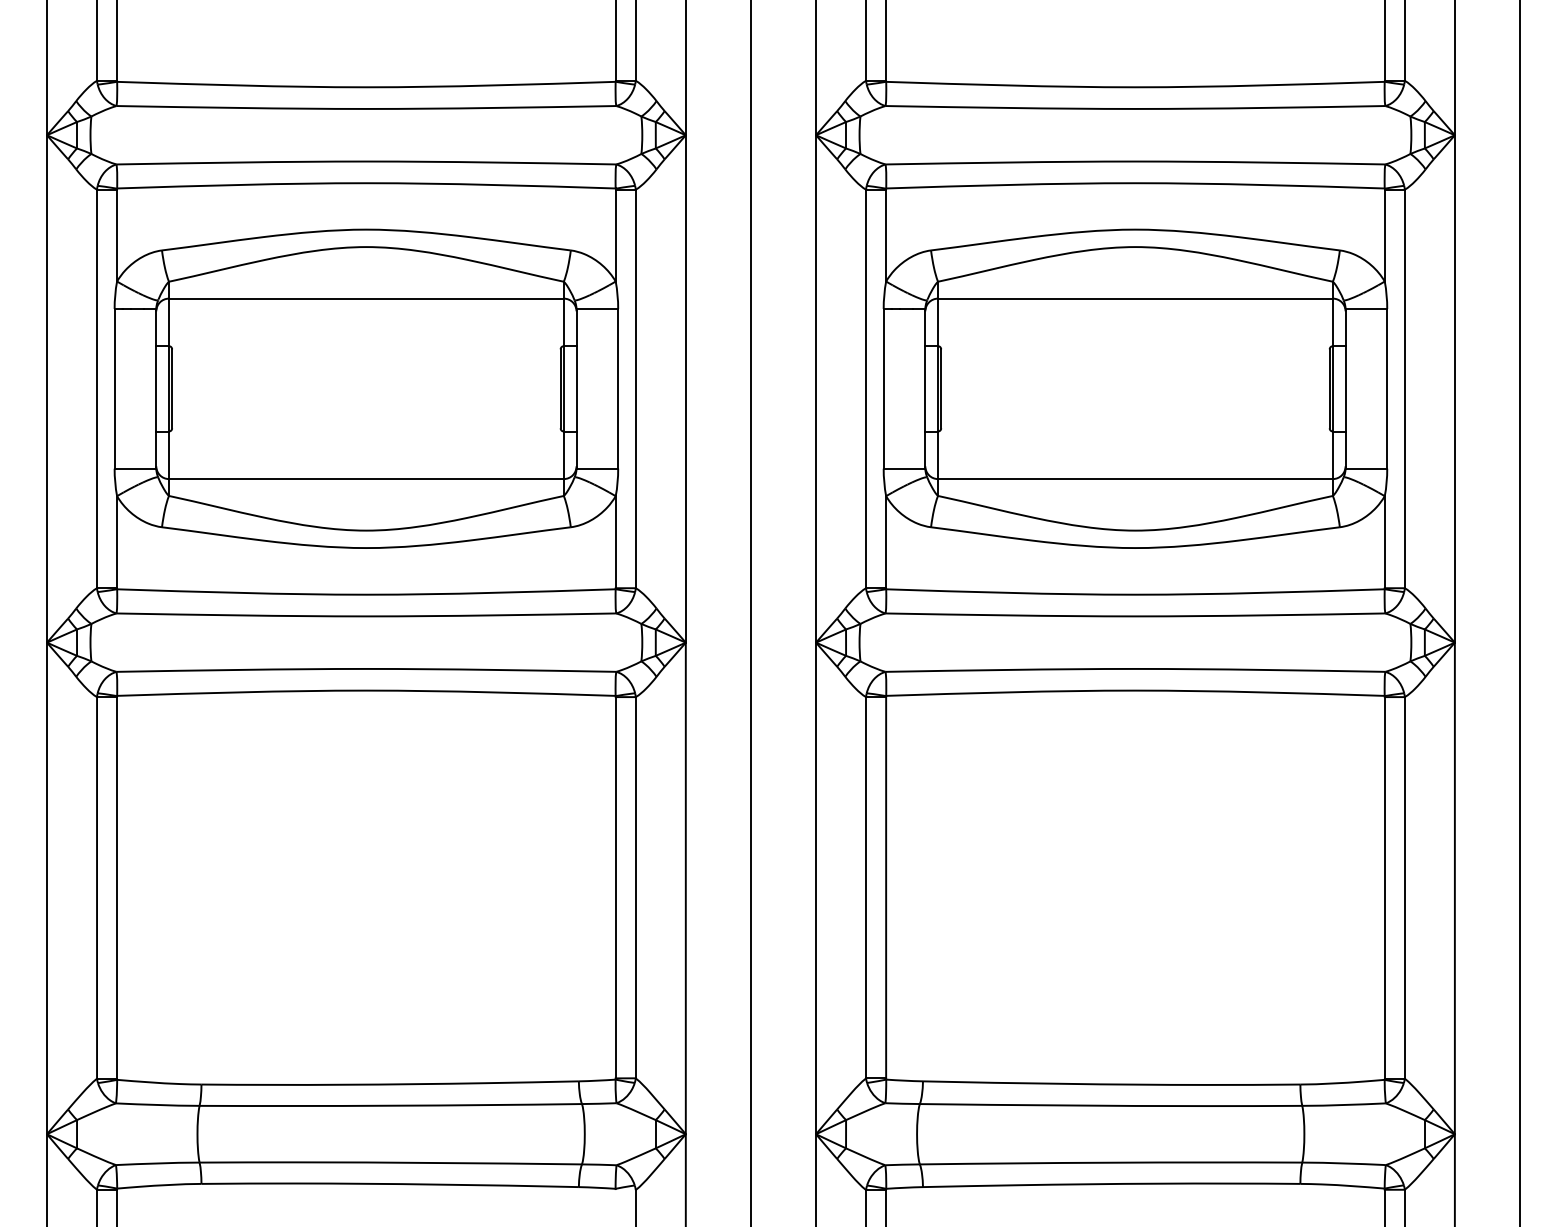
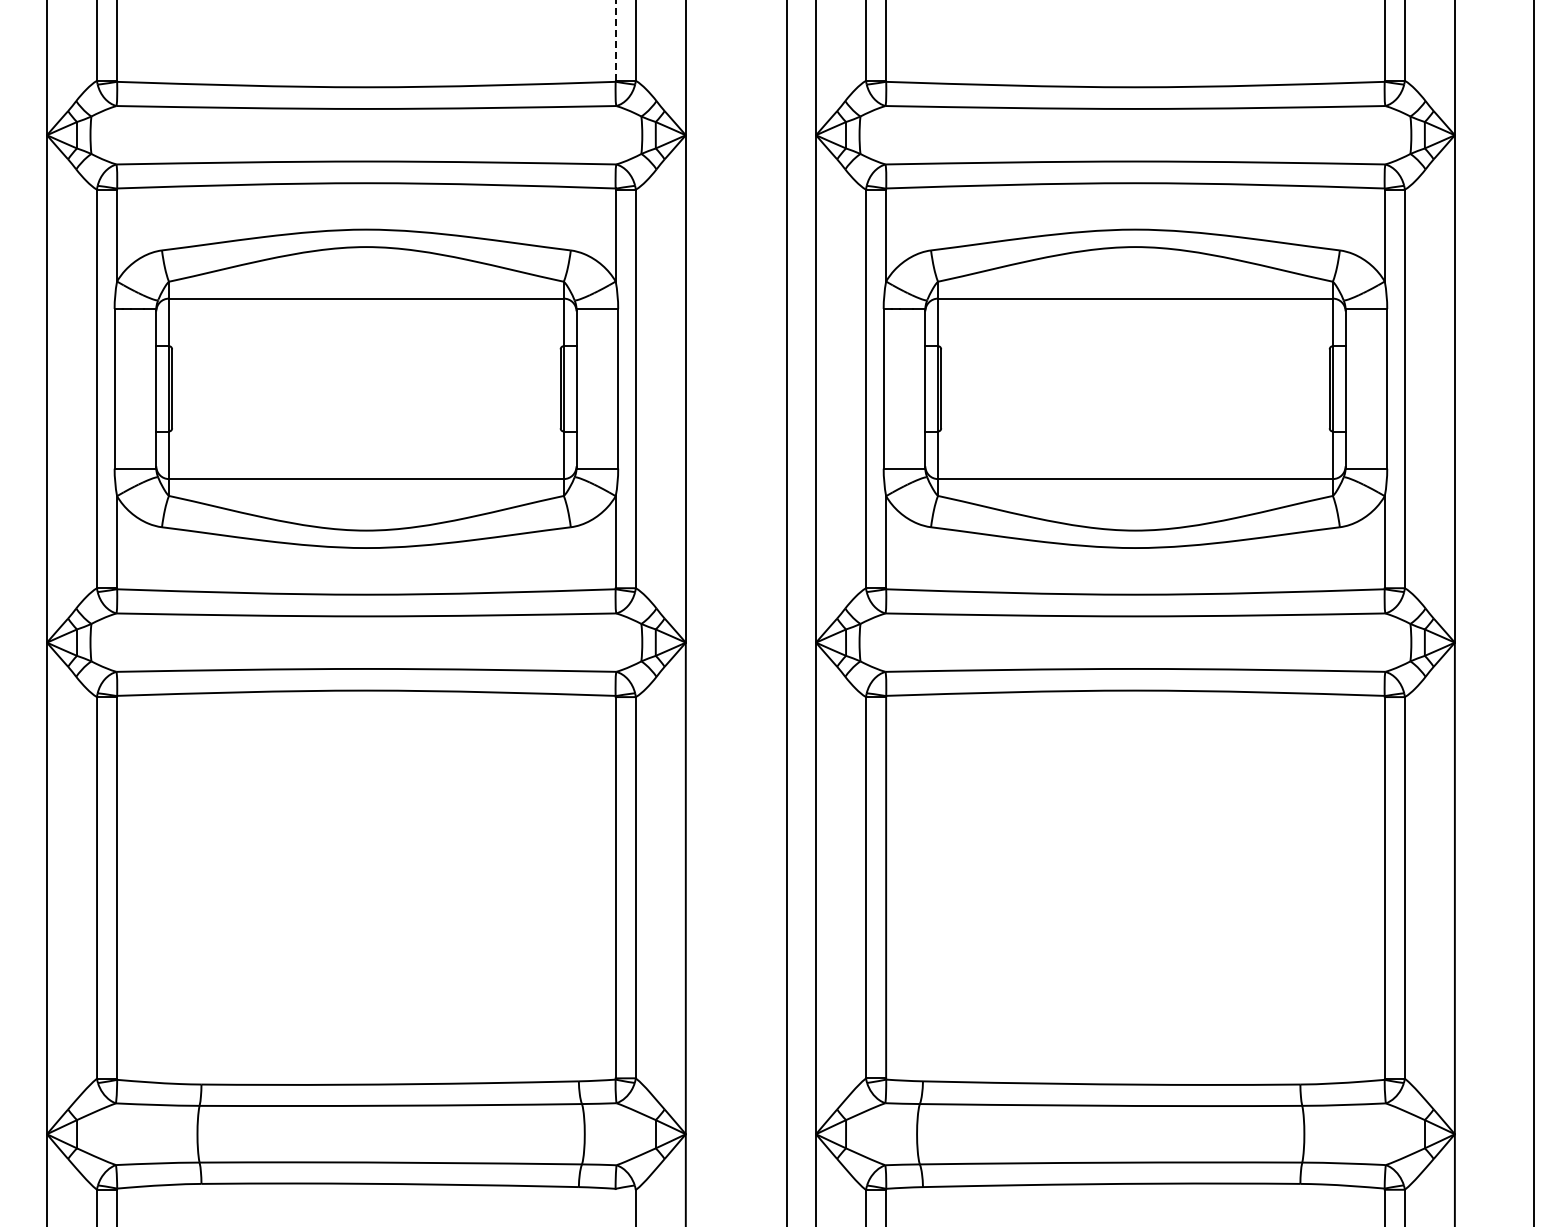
line: solid -> dashed (615, 40)
line position: (750, 612) -> (786, 612) (786, 612)
line position: (1519, 612) -> (1533, 612) (1533, 612)
